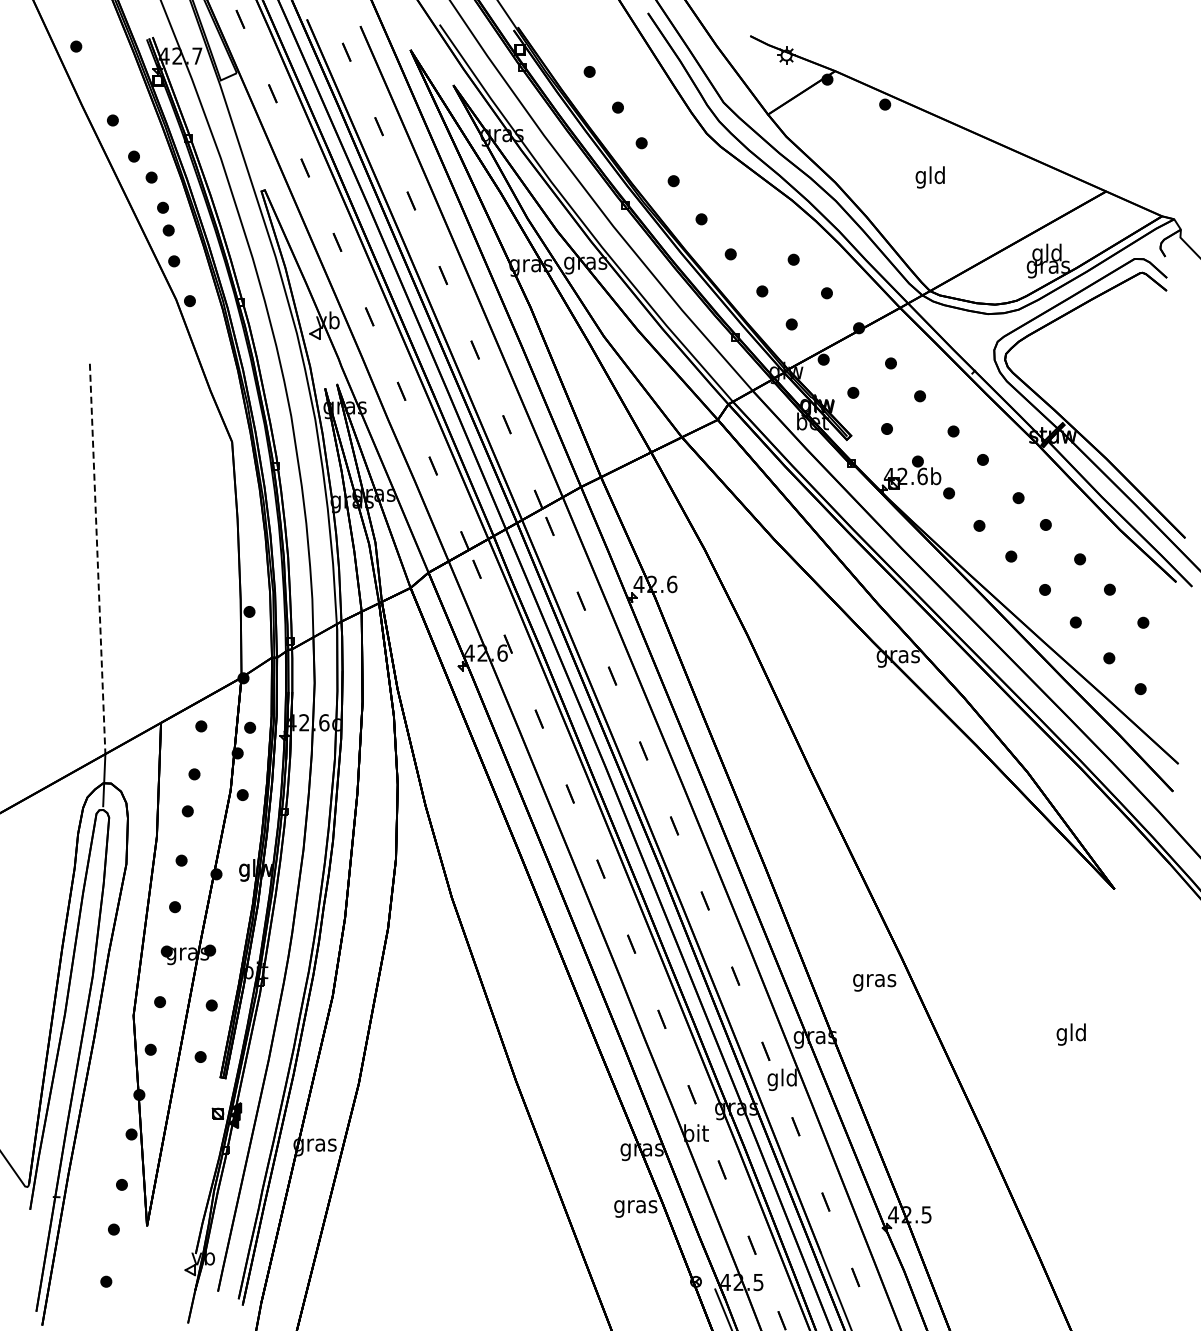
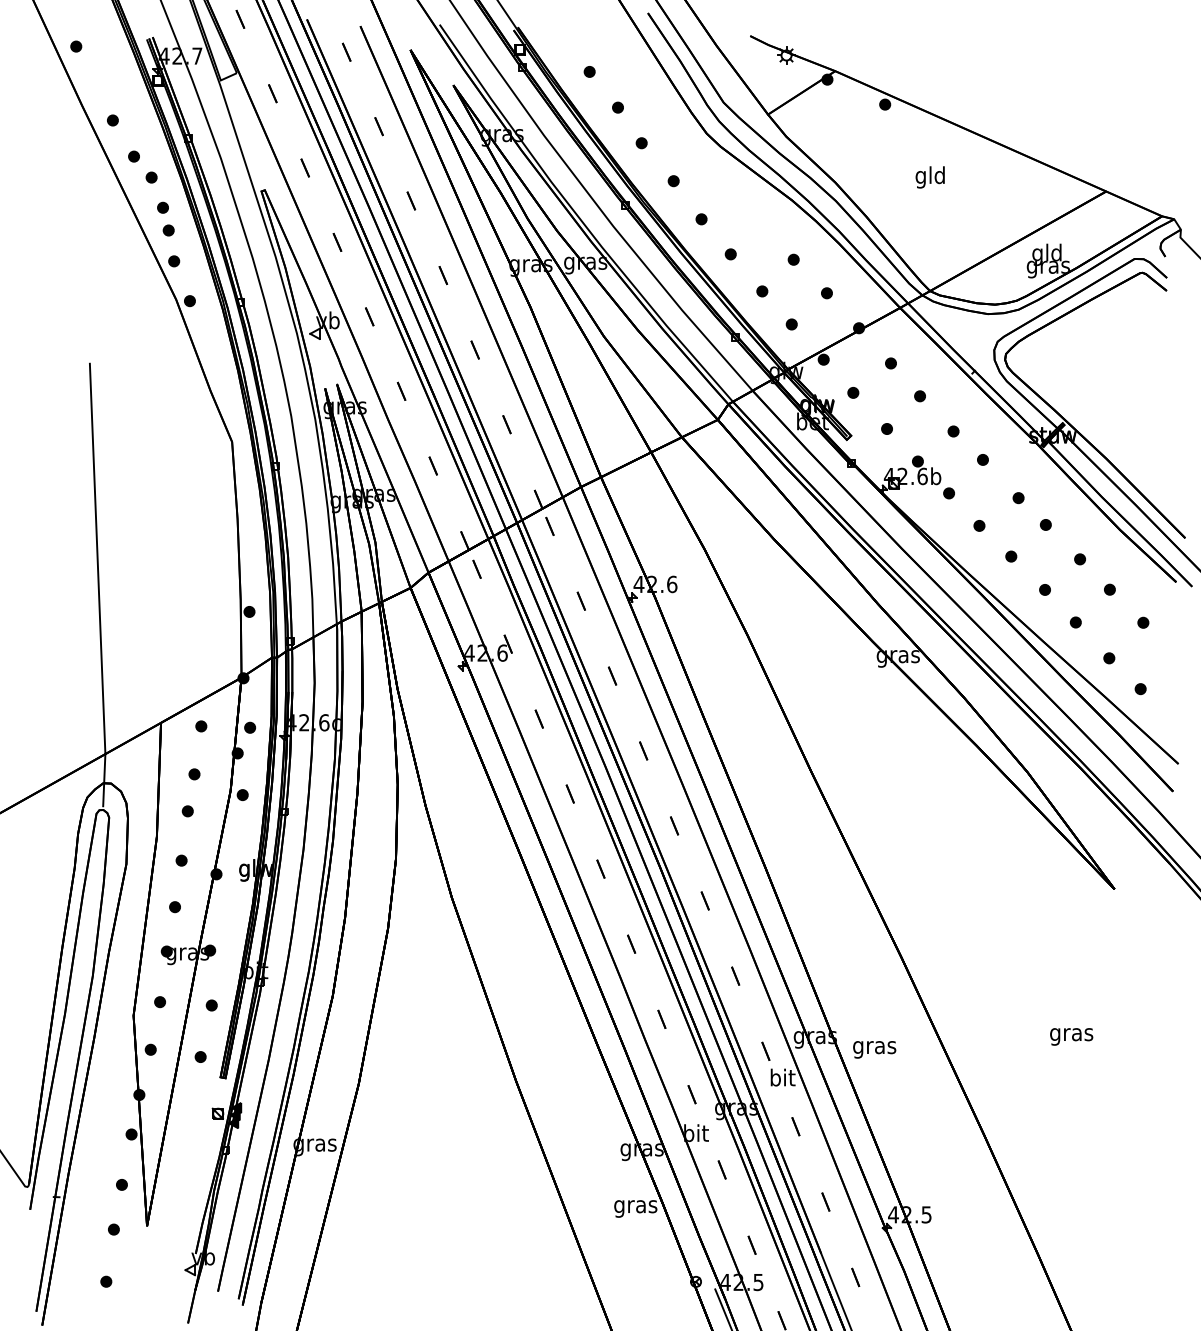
line: dashed -> solid (97, 559)
text position: (874, 982) -> (874, 1049) (874, 1049)
text: gld -> gras (1071, 1034)
text: gld -> bit (781, 1079)
